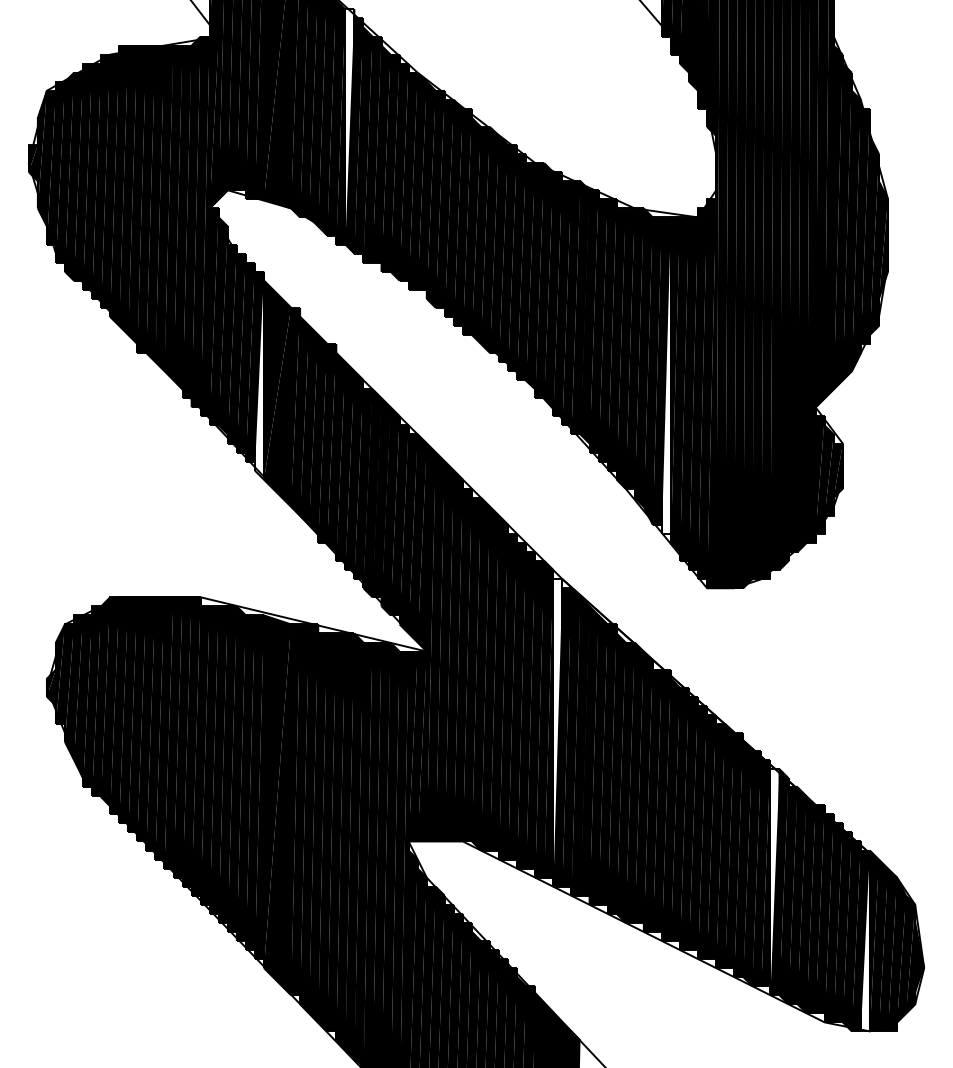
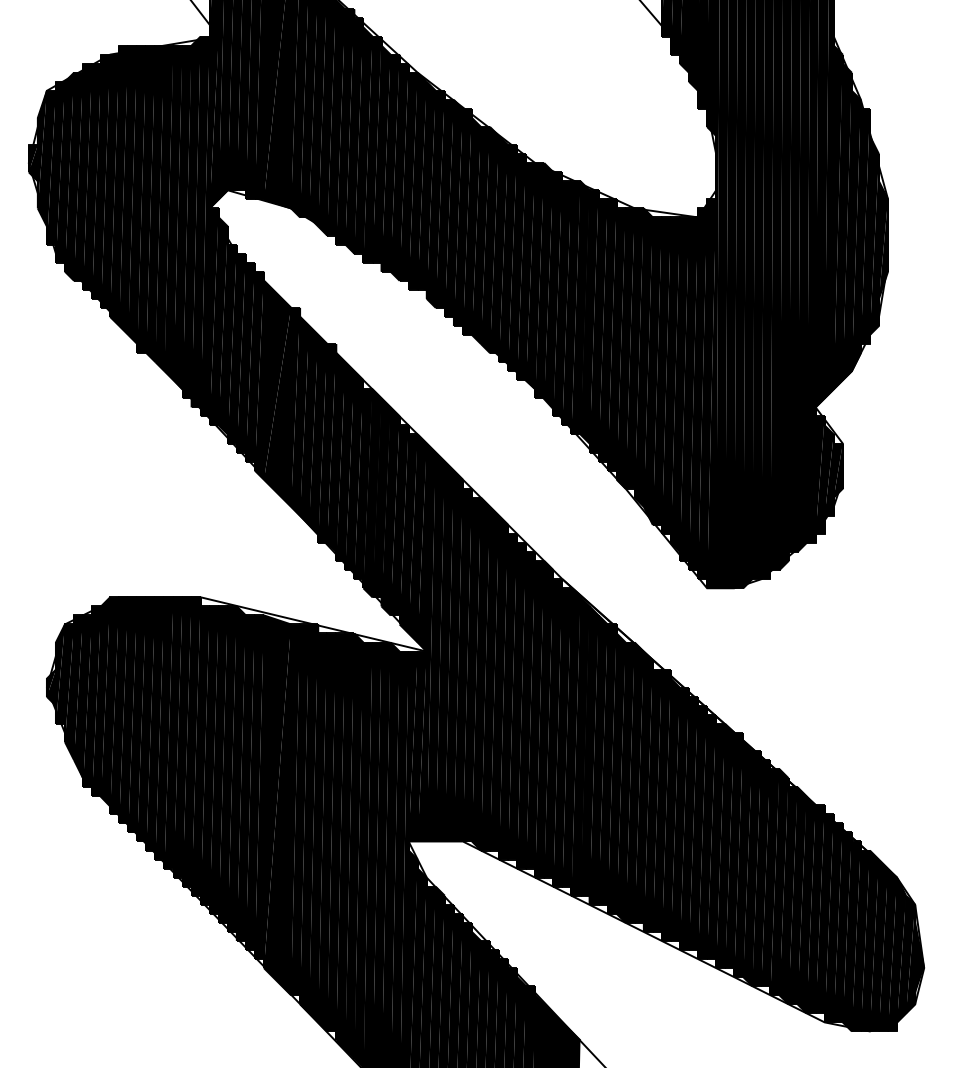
fill: none -> present (349, 126)
fill: none -> present (258, 375)
fill: none -> present (665, 375)
fill: none -> present (557, 732)
fill: none -> present (774, 882)
fill: none -> present (864, 940)
